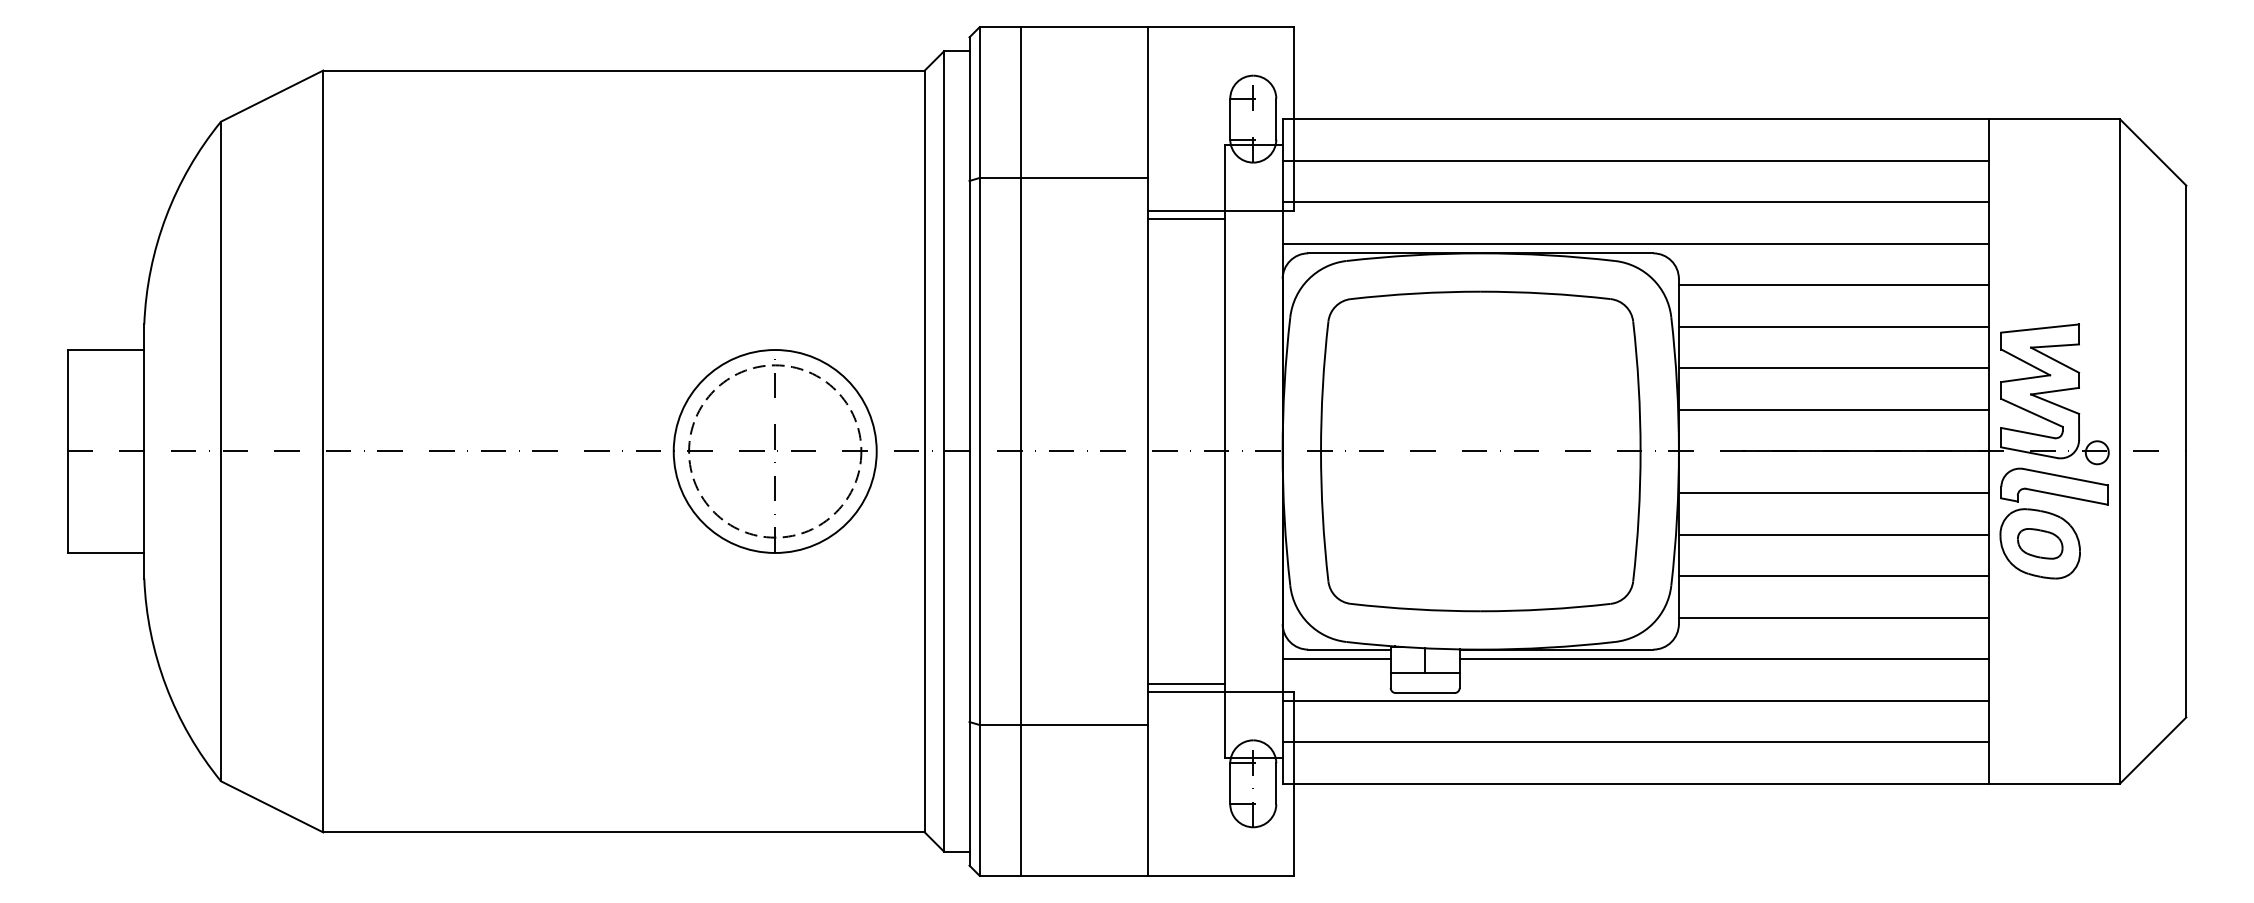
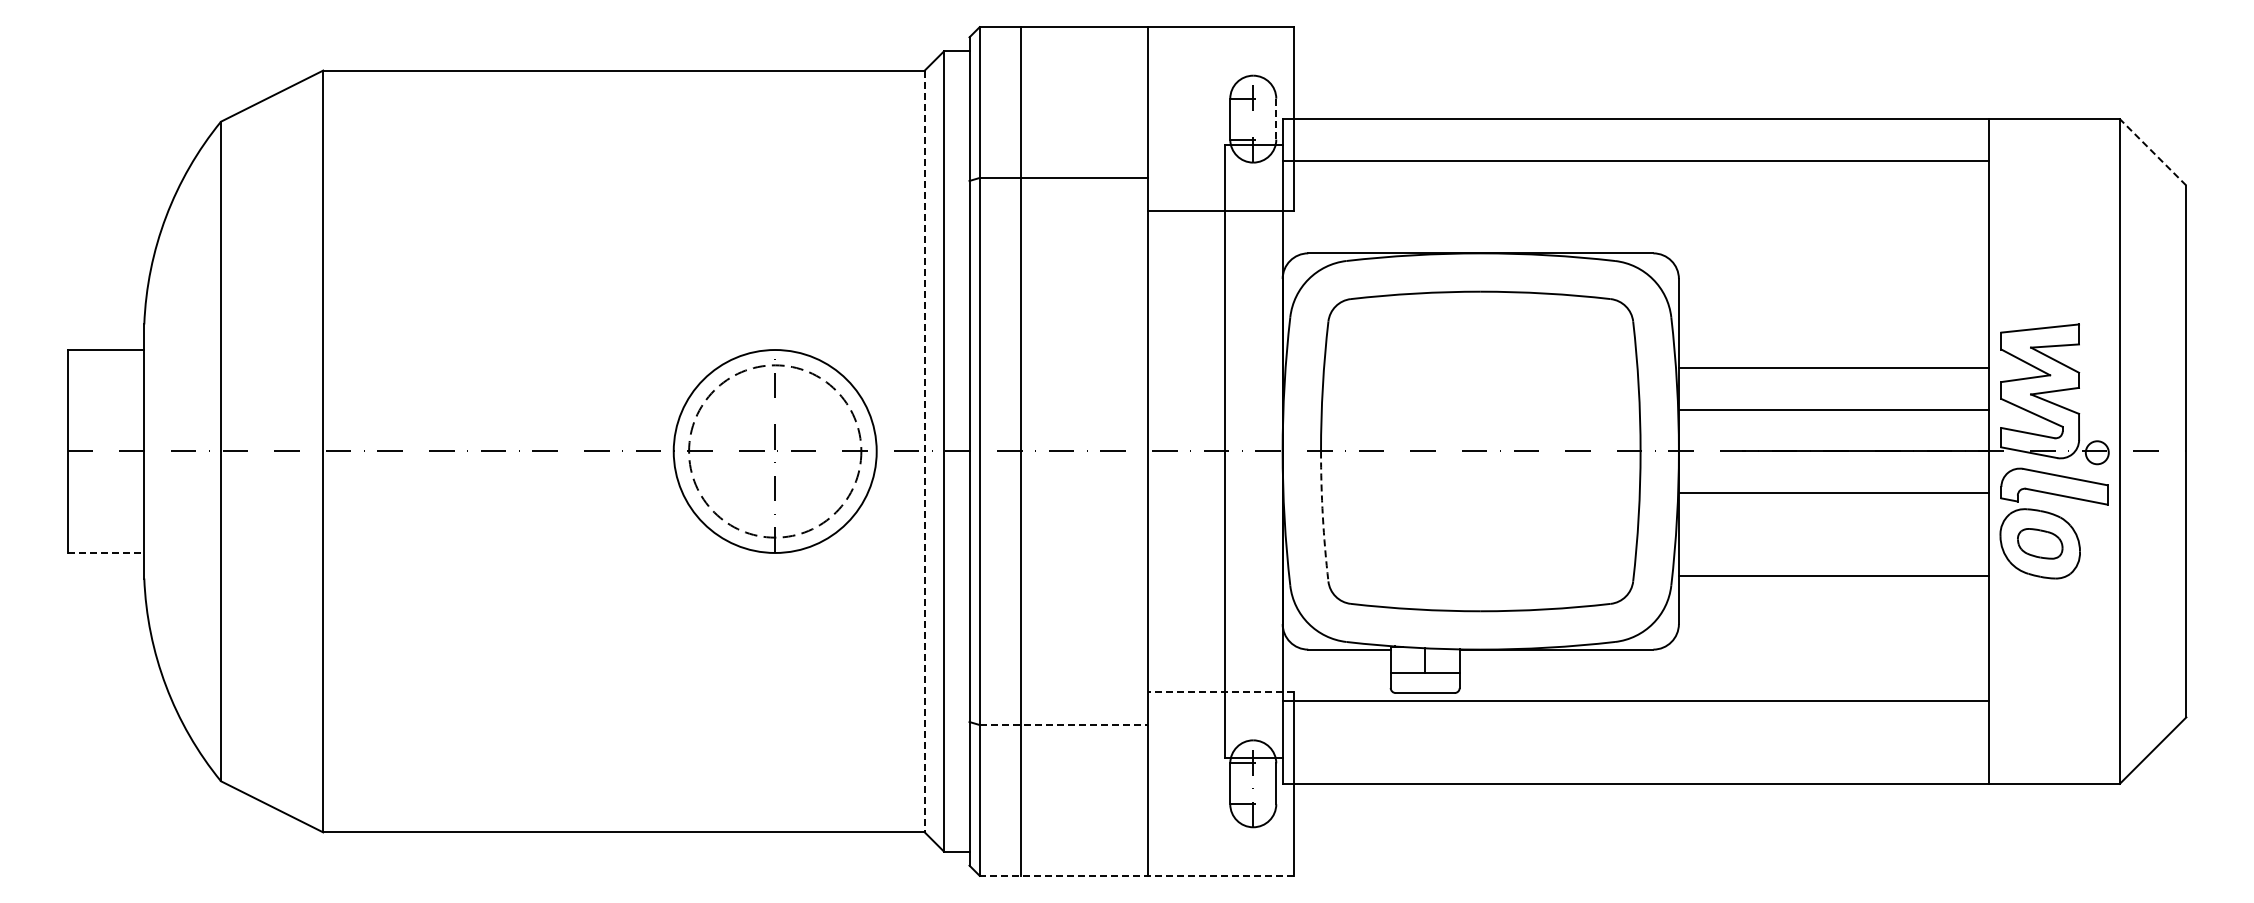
line: solid -> dashed (1276, 119)
line: solid -> dashed (2153, 152)
line: present -> none (1635, 202)
line: present -> none (1186, 218)
line: present -> none (1635, 243)
line: present -> none (1833, 285)
line: present -> none (1833, 326)
line: solid -> dashed (924, 451)
arc: solid -> dashed (1322, 516)
line: present -> none (1833, 534)
line: solid -> dashed (106, 552)
line: present -> none (1833, 617)
line: present -> none (1336, 659)
line: present -> none (1724, 659)
line: present -> none (1186, 684)
line: solid -> dashed (1221, 691)
line: solid -> dashed (1064, 725)
line: present -> none (1635, 742)
line: solid -> dashed (1136, 875)
